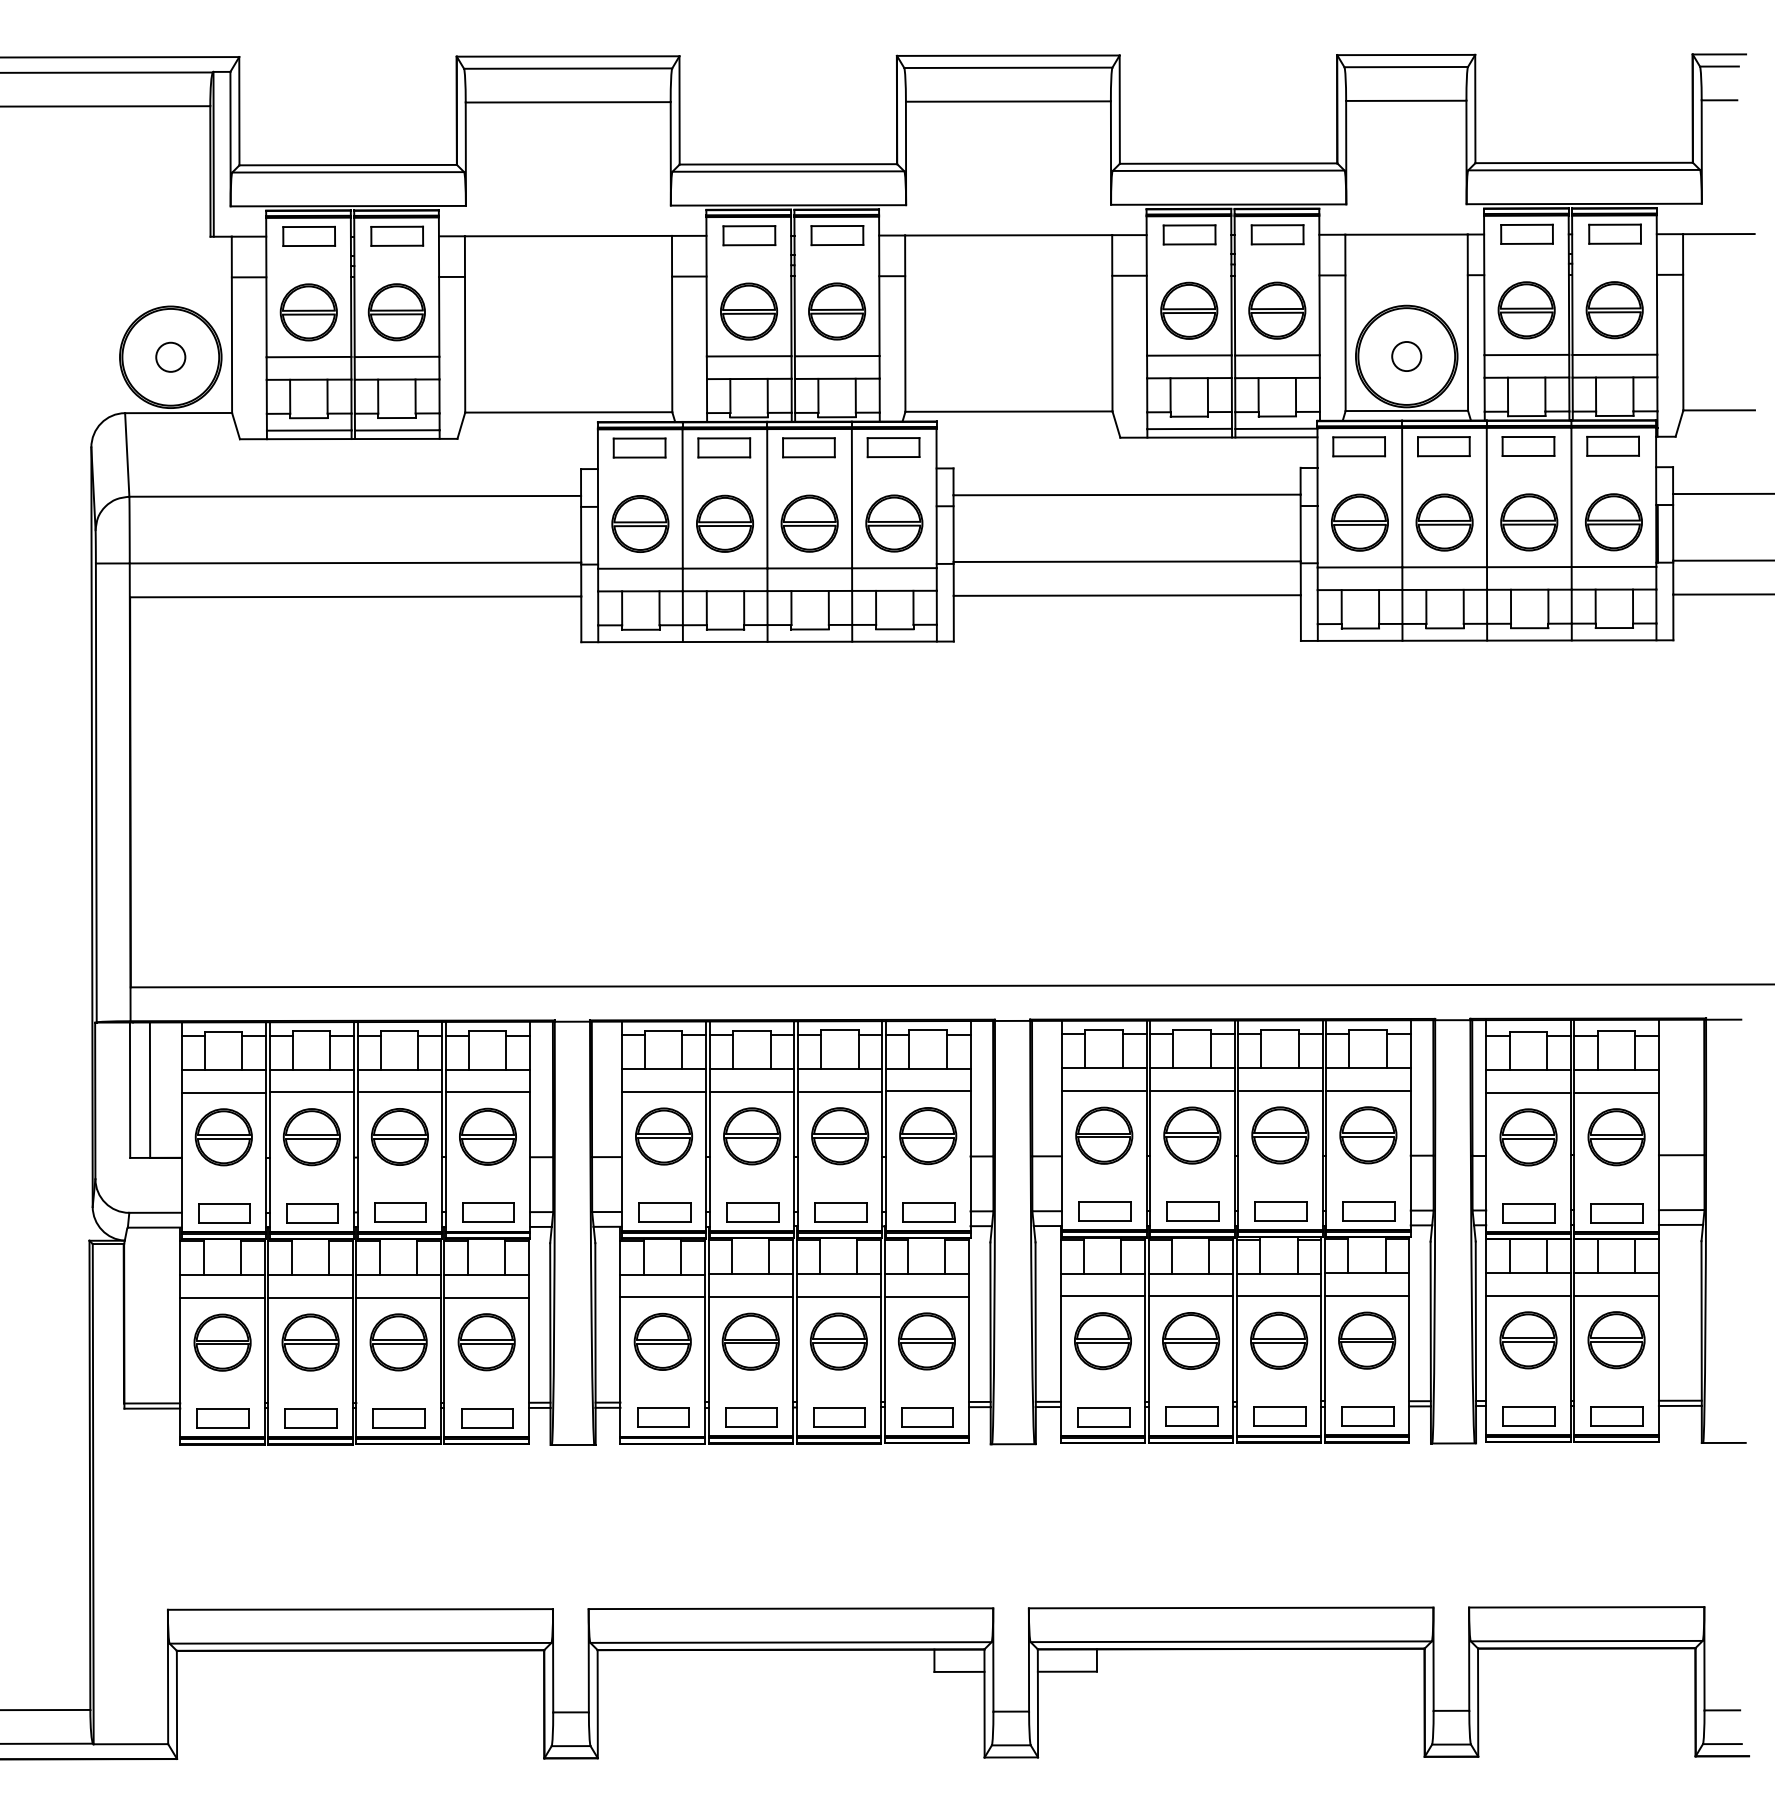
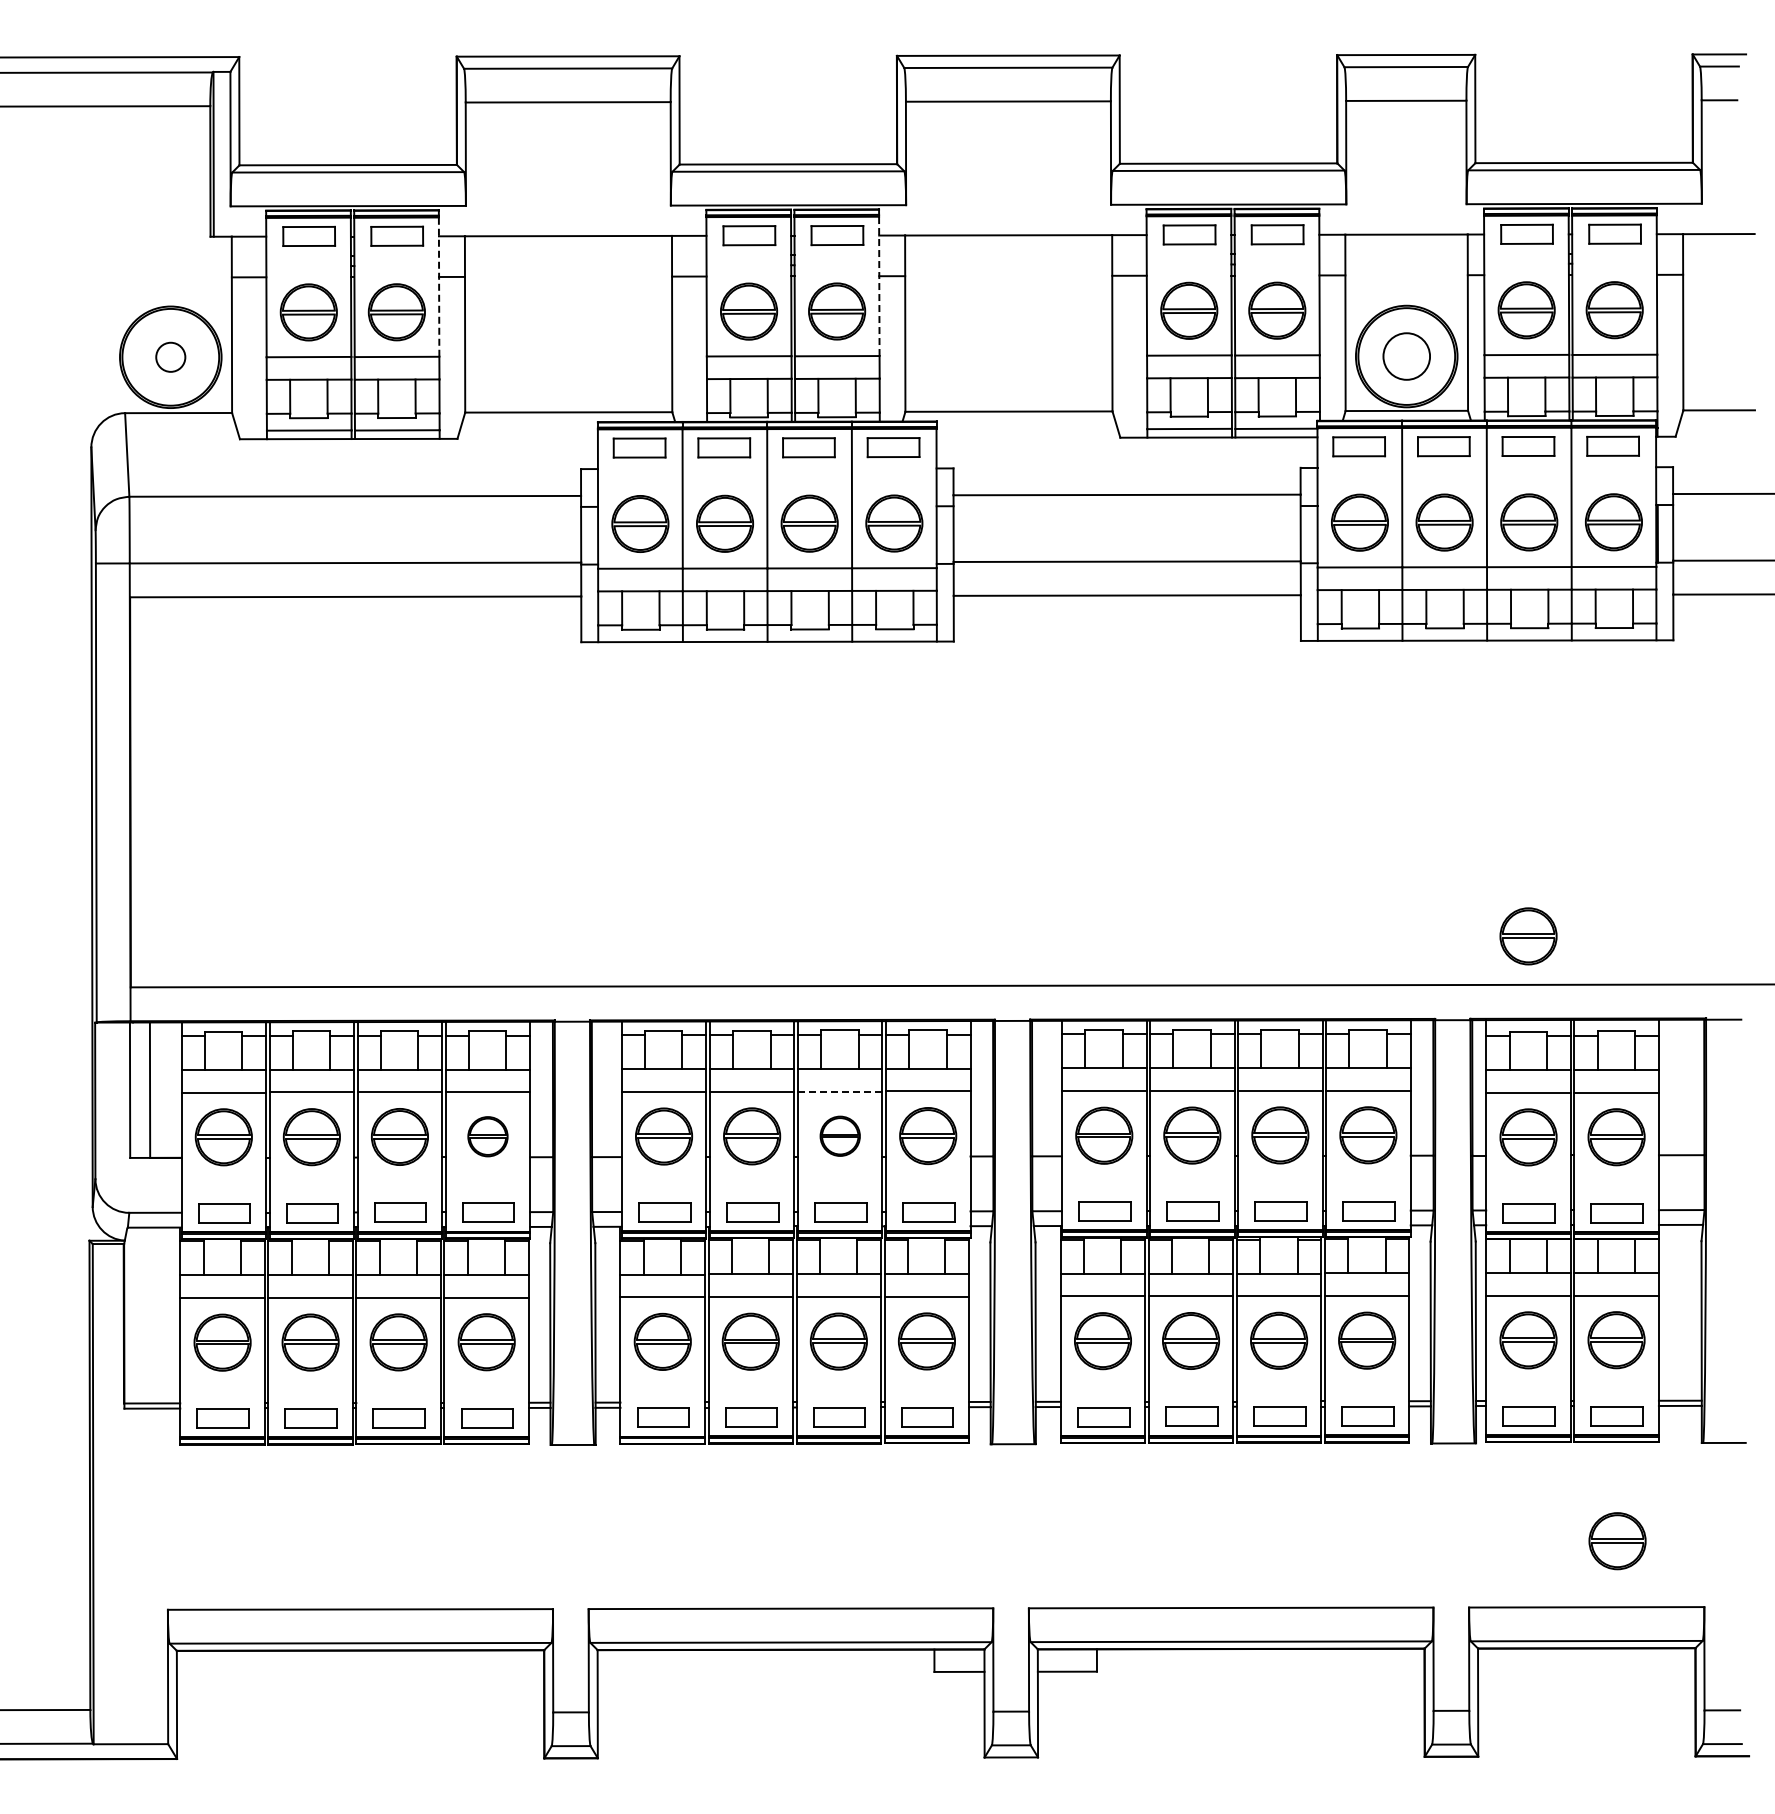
line: solid -> dashed (879, 286)
line: solid -> dashed (439, 287)
circle diameter: 29 px -> 47 px (1406, 356)
part: none -> present (1528, 936)
line: solid -> dashed (839, 1091)
part size: 58x59 px -> 42x42 px (487, 1136)
part size: 59x59 px -> 42x42 px (839, 1135)
part: none -> present (1617, 1541)
